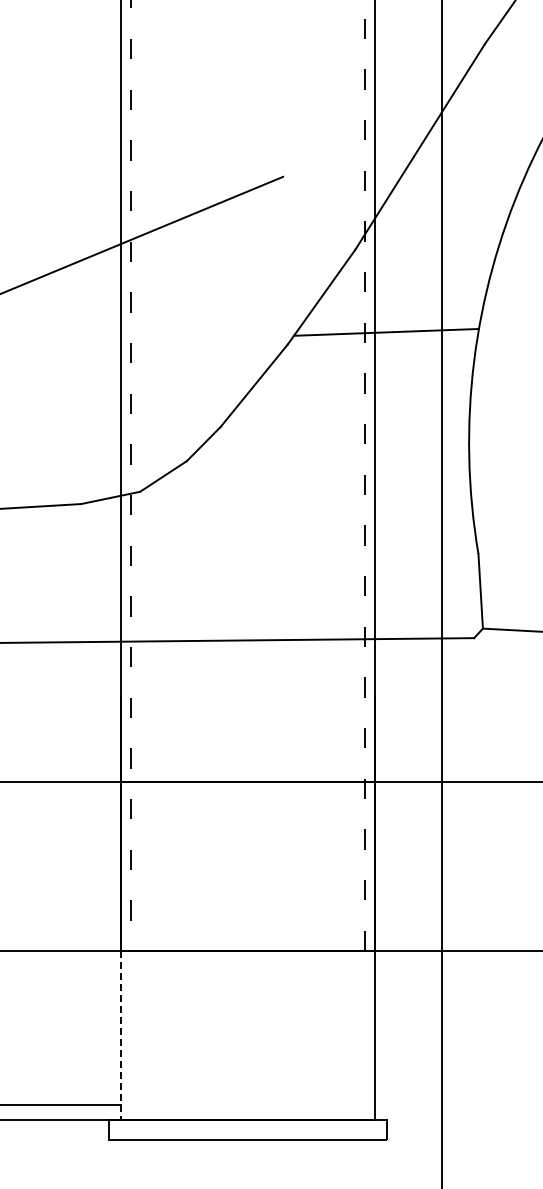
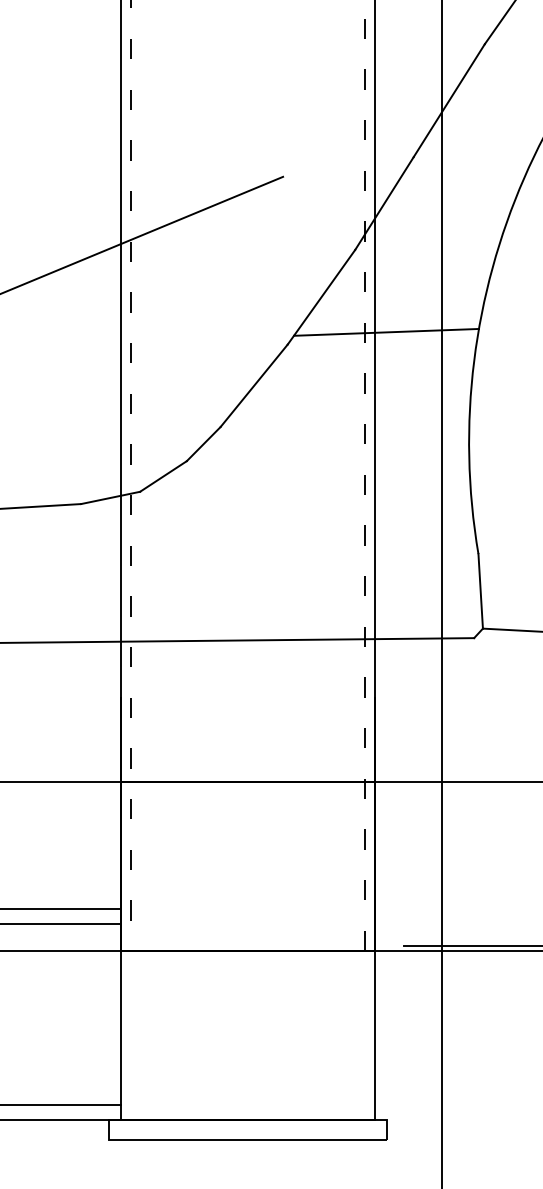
line: none -> present (61, 908)
line: none -> present (61, 924)
line: none -> present (471, 945)
line: dashed -> solid (121, 1035)
